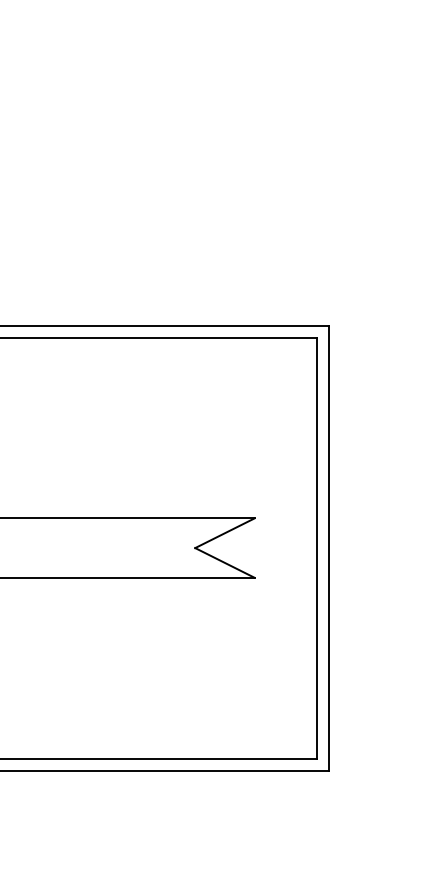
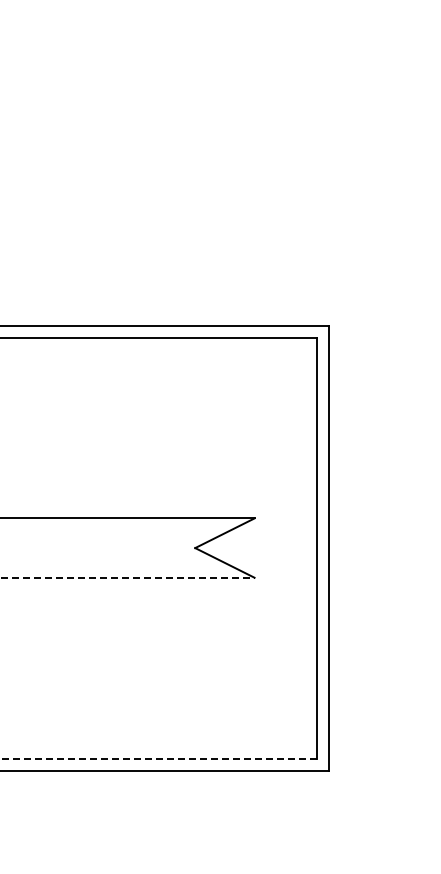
line: solid -> dashed (127, 577)
line: solid -> dashed (158, 758)
